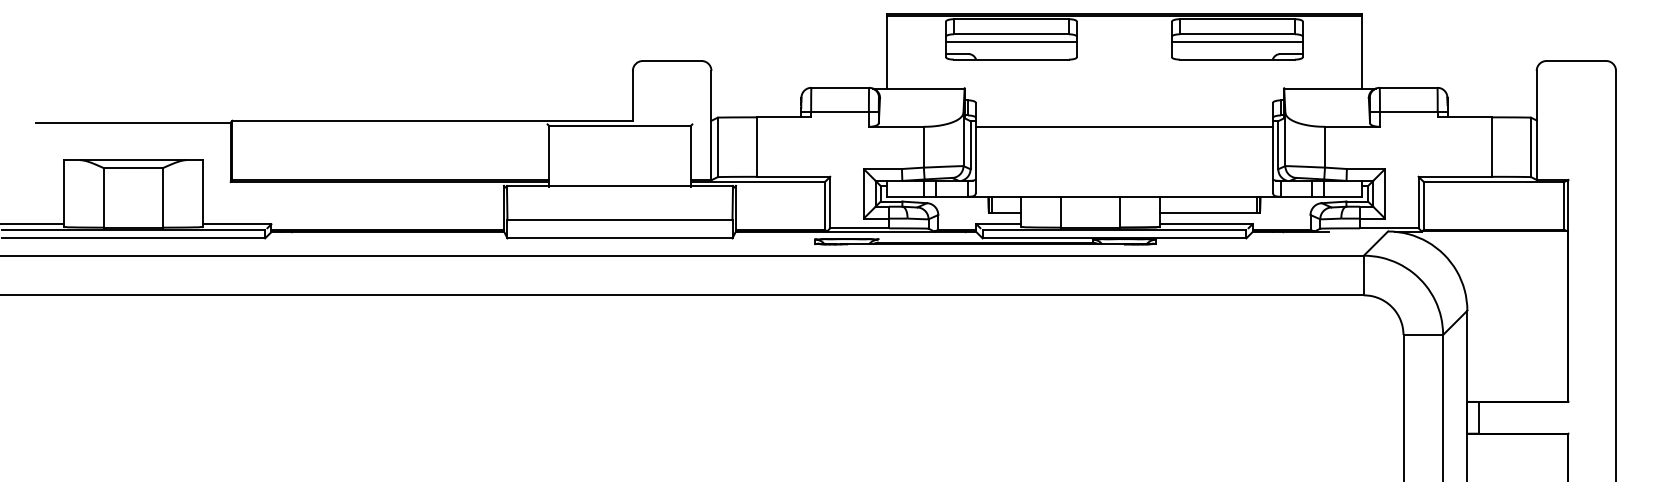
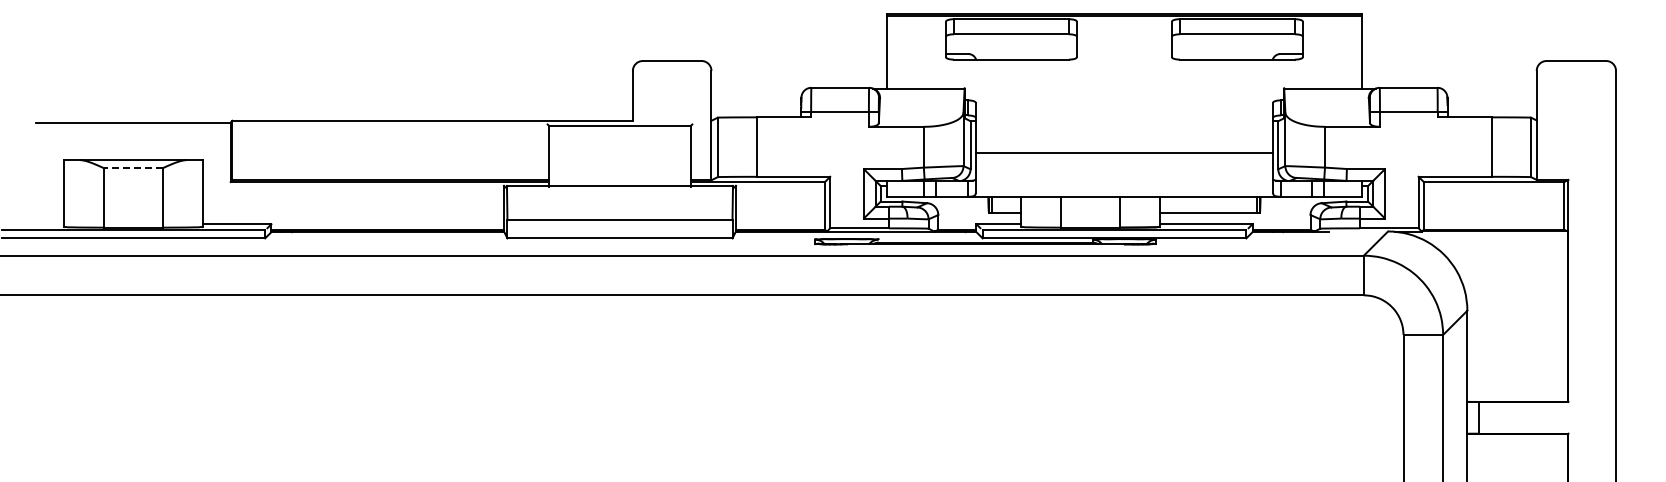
line: present -> none (1011, 42)
line: present -> none (1237, 42)
line position: (1124, 127) -> (1124, 153) (1124, 153)
line: solid -> dashed (133, 168)
line: present -> none (32, 224)
